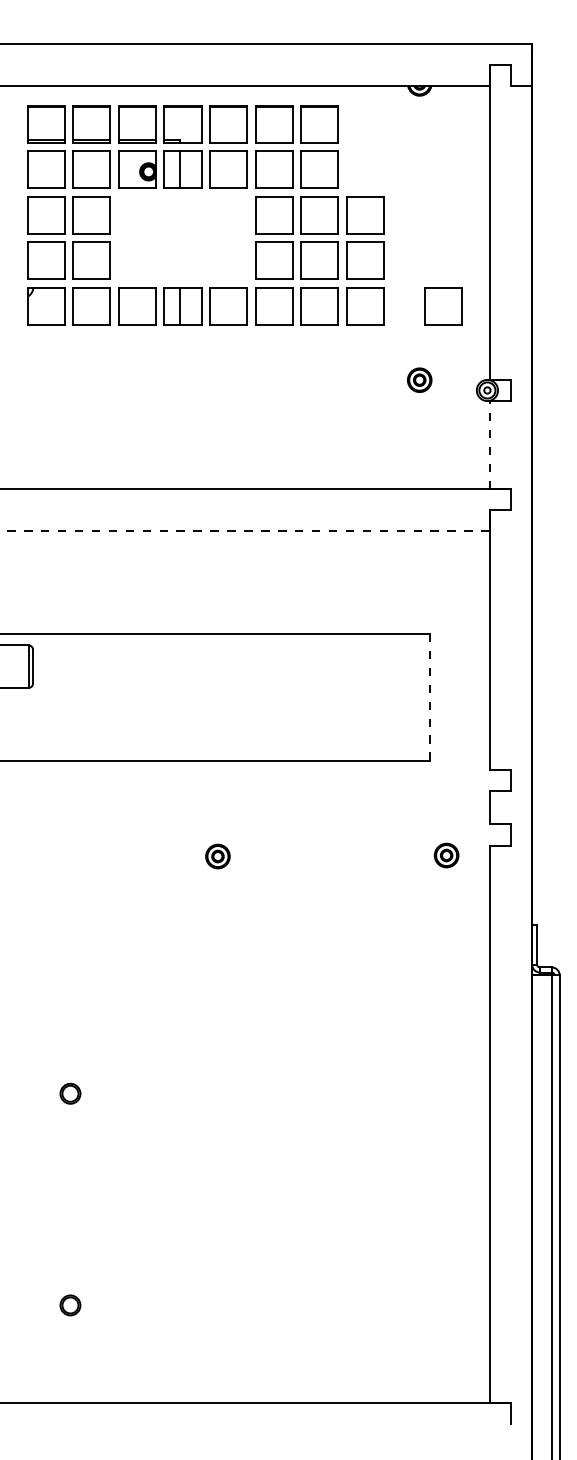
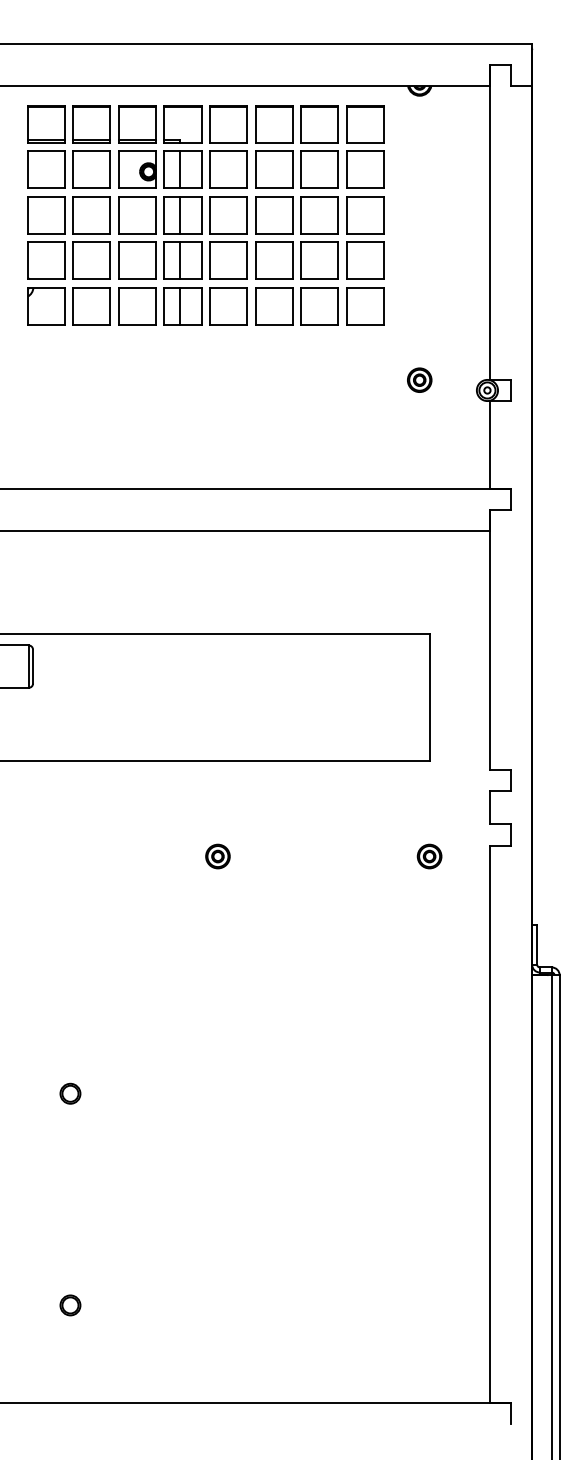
part: none -> present (365, 146)
part: none -> present (182, 237)
part: present -> none (443, 306)
line: dashed -> solid (489, 444)
line: dashed -> solid (244, 531)
line: dashed -> solid (429, 696)
part position: (446, 855) -> (429, 856) (429, 856)
